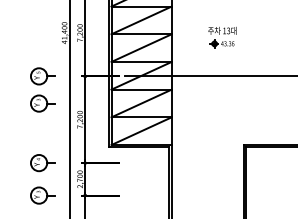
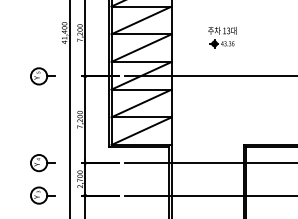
part: present -> none (42, 103)
line: none -> present (209, 163)
line: none -> present (209, 195)
